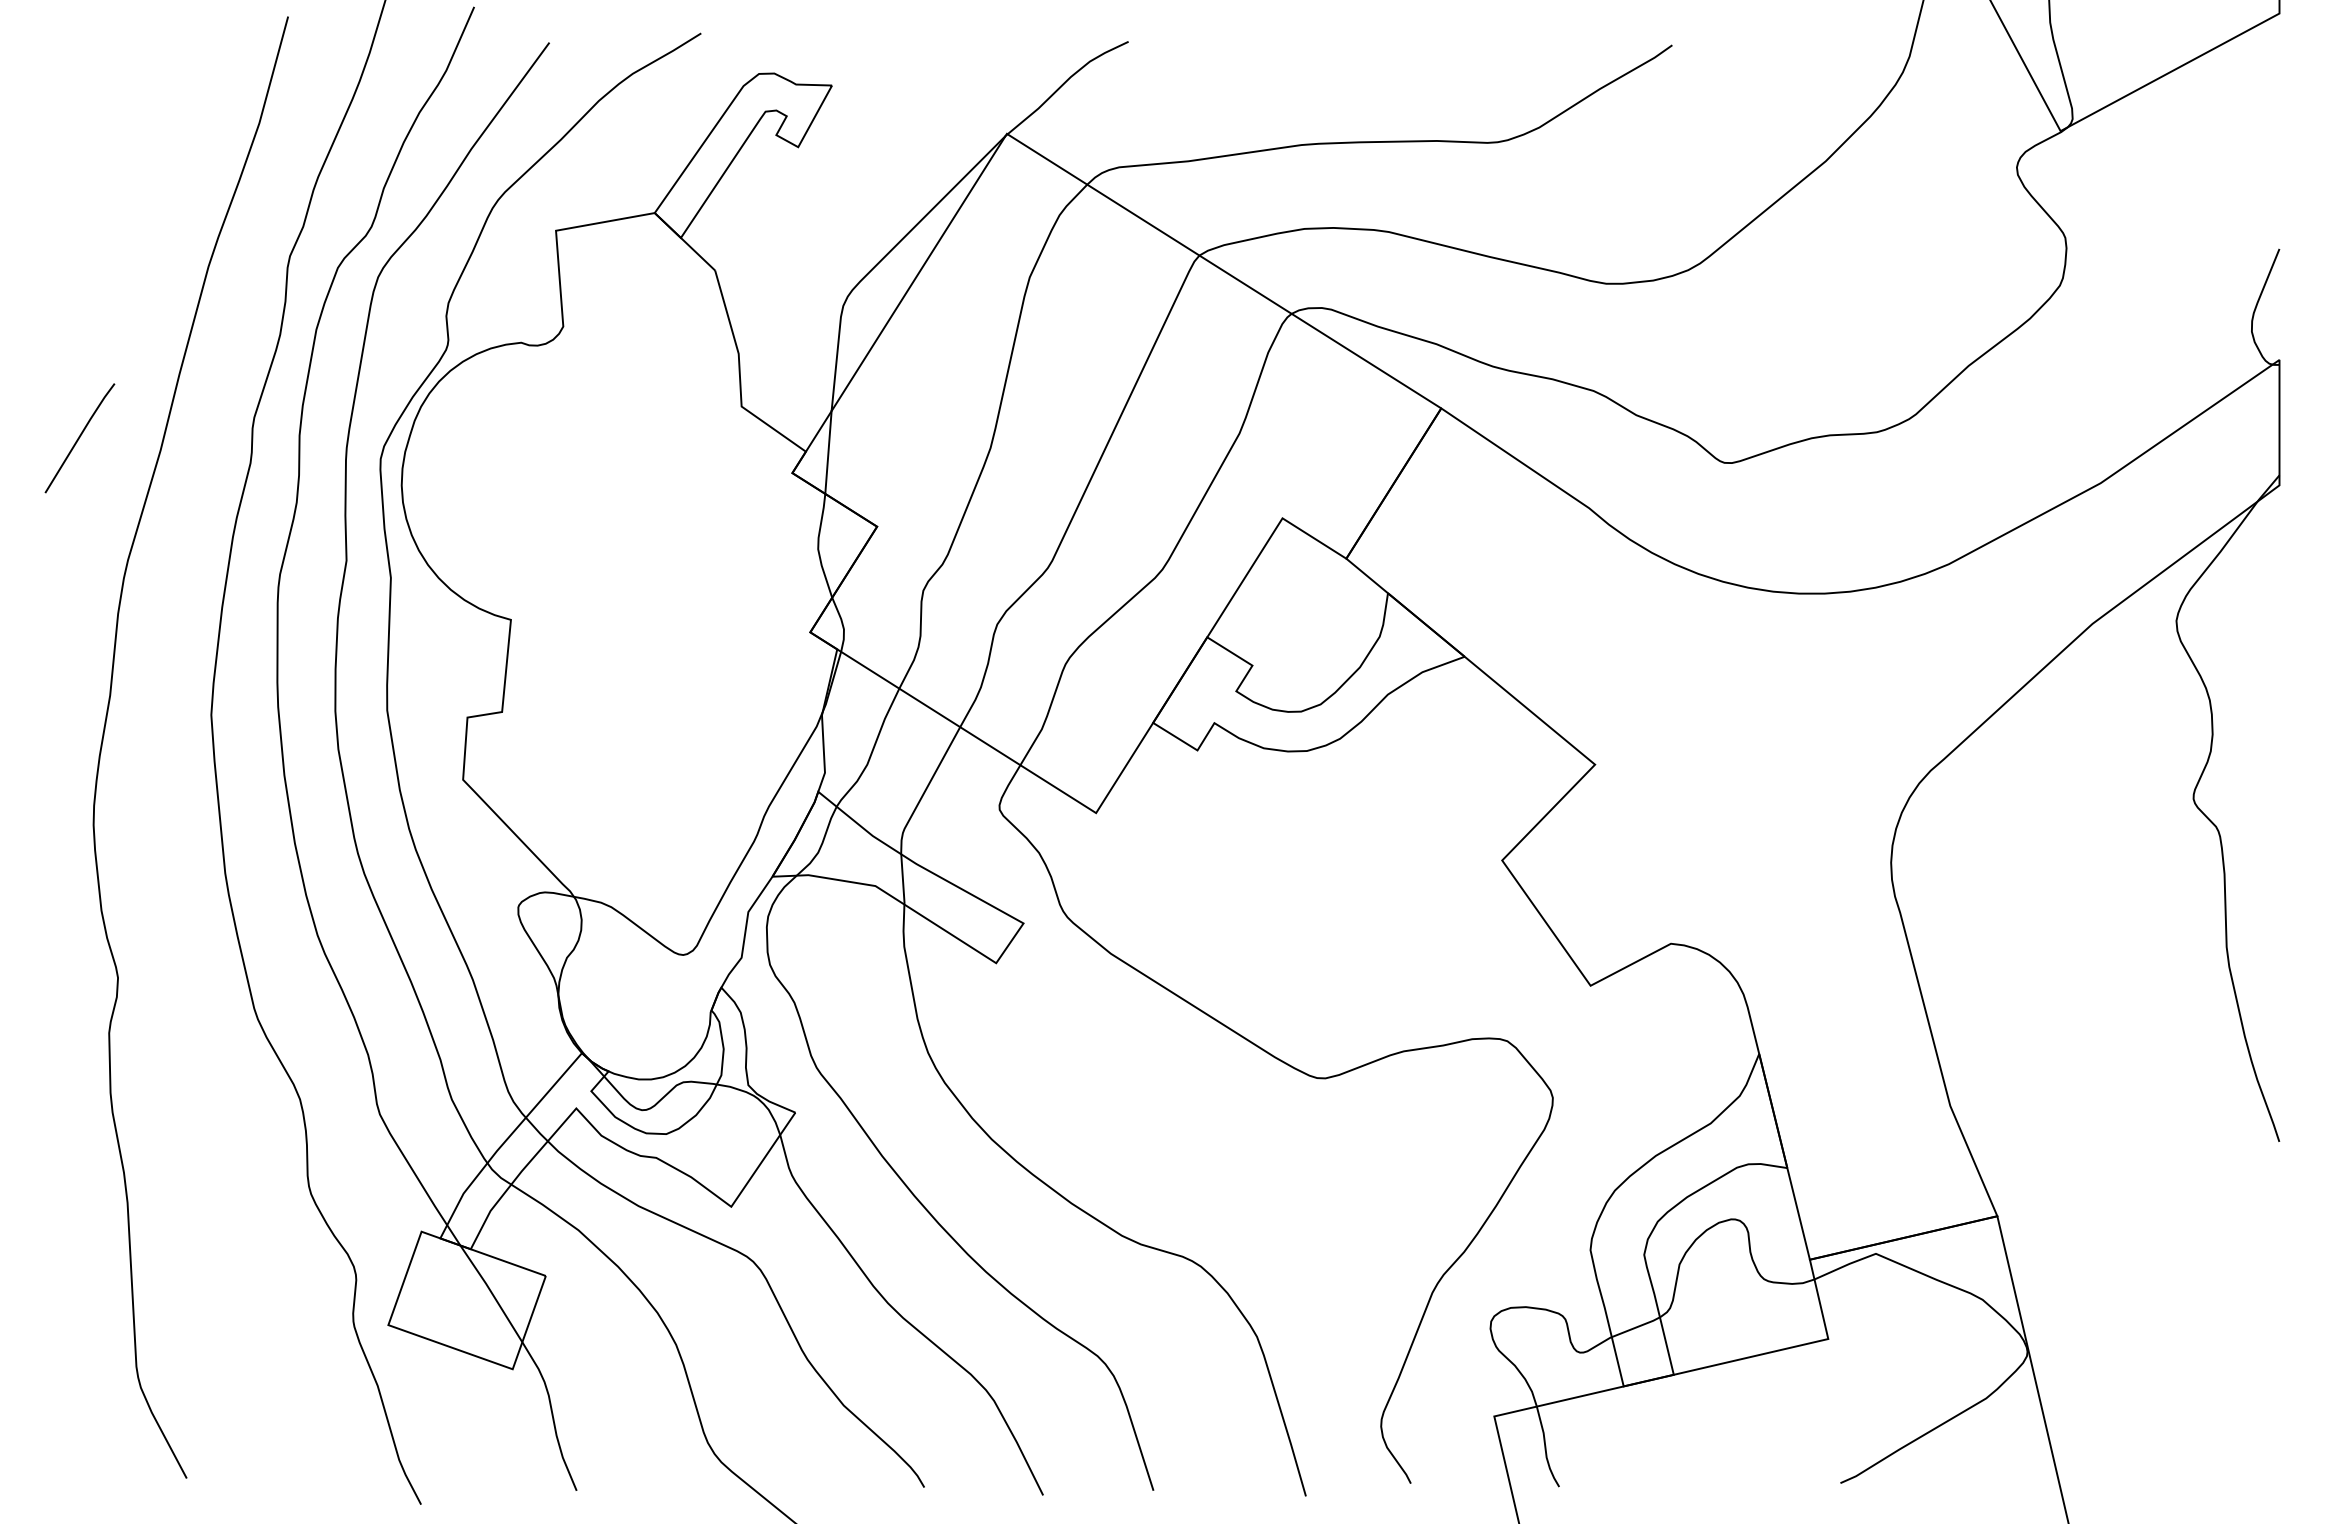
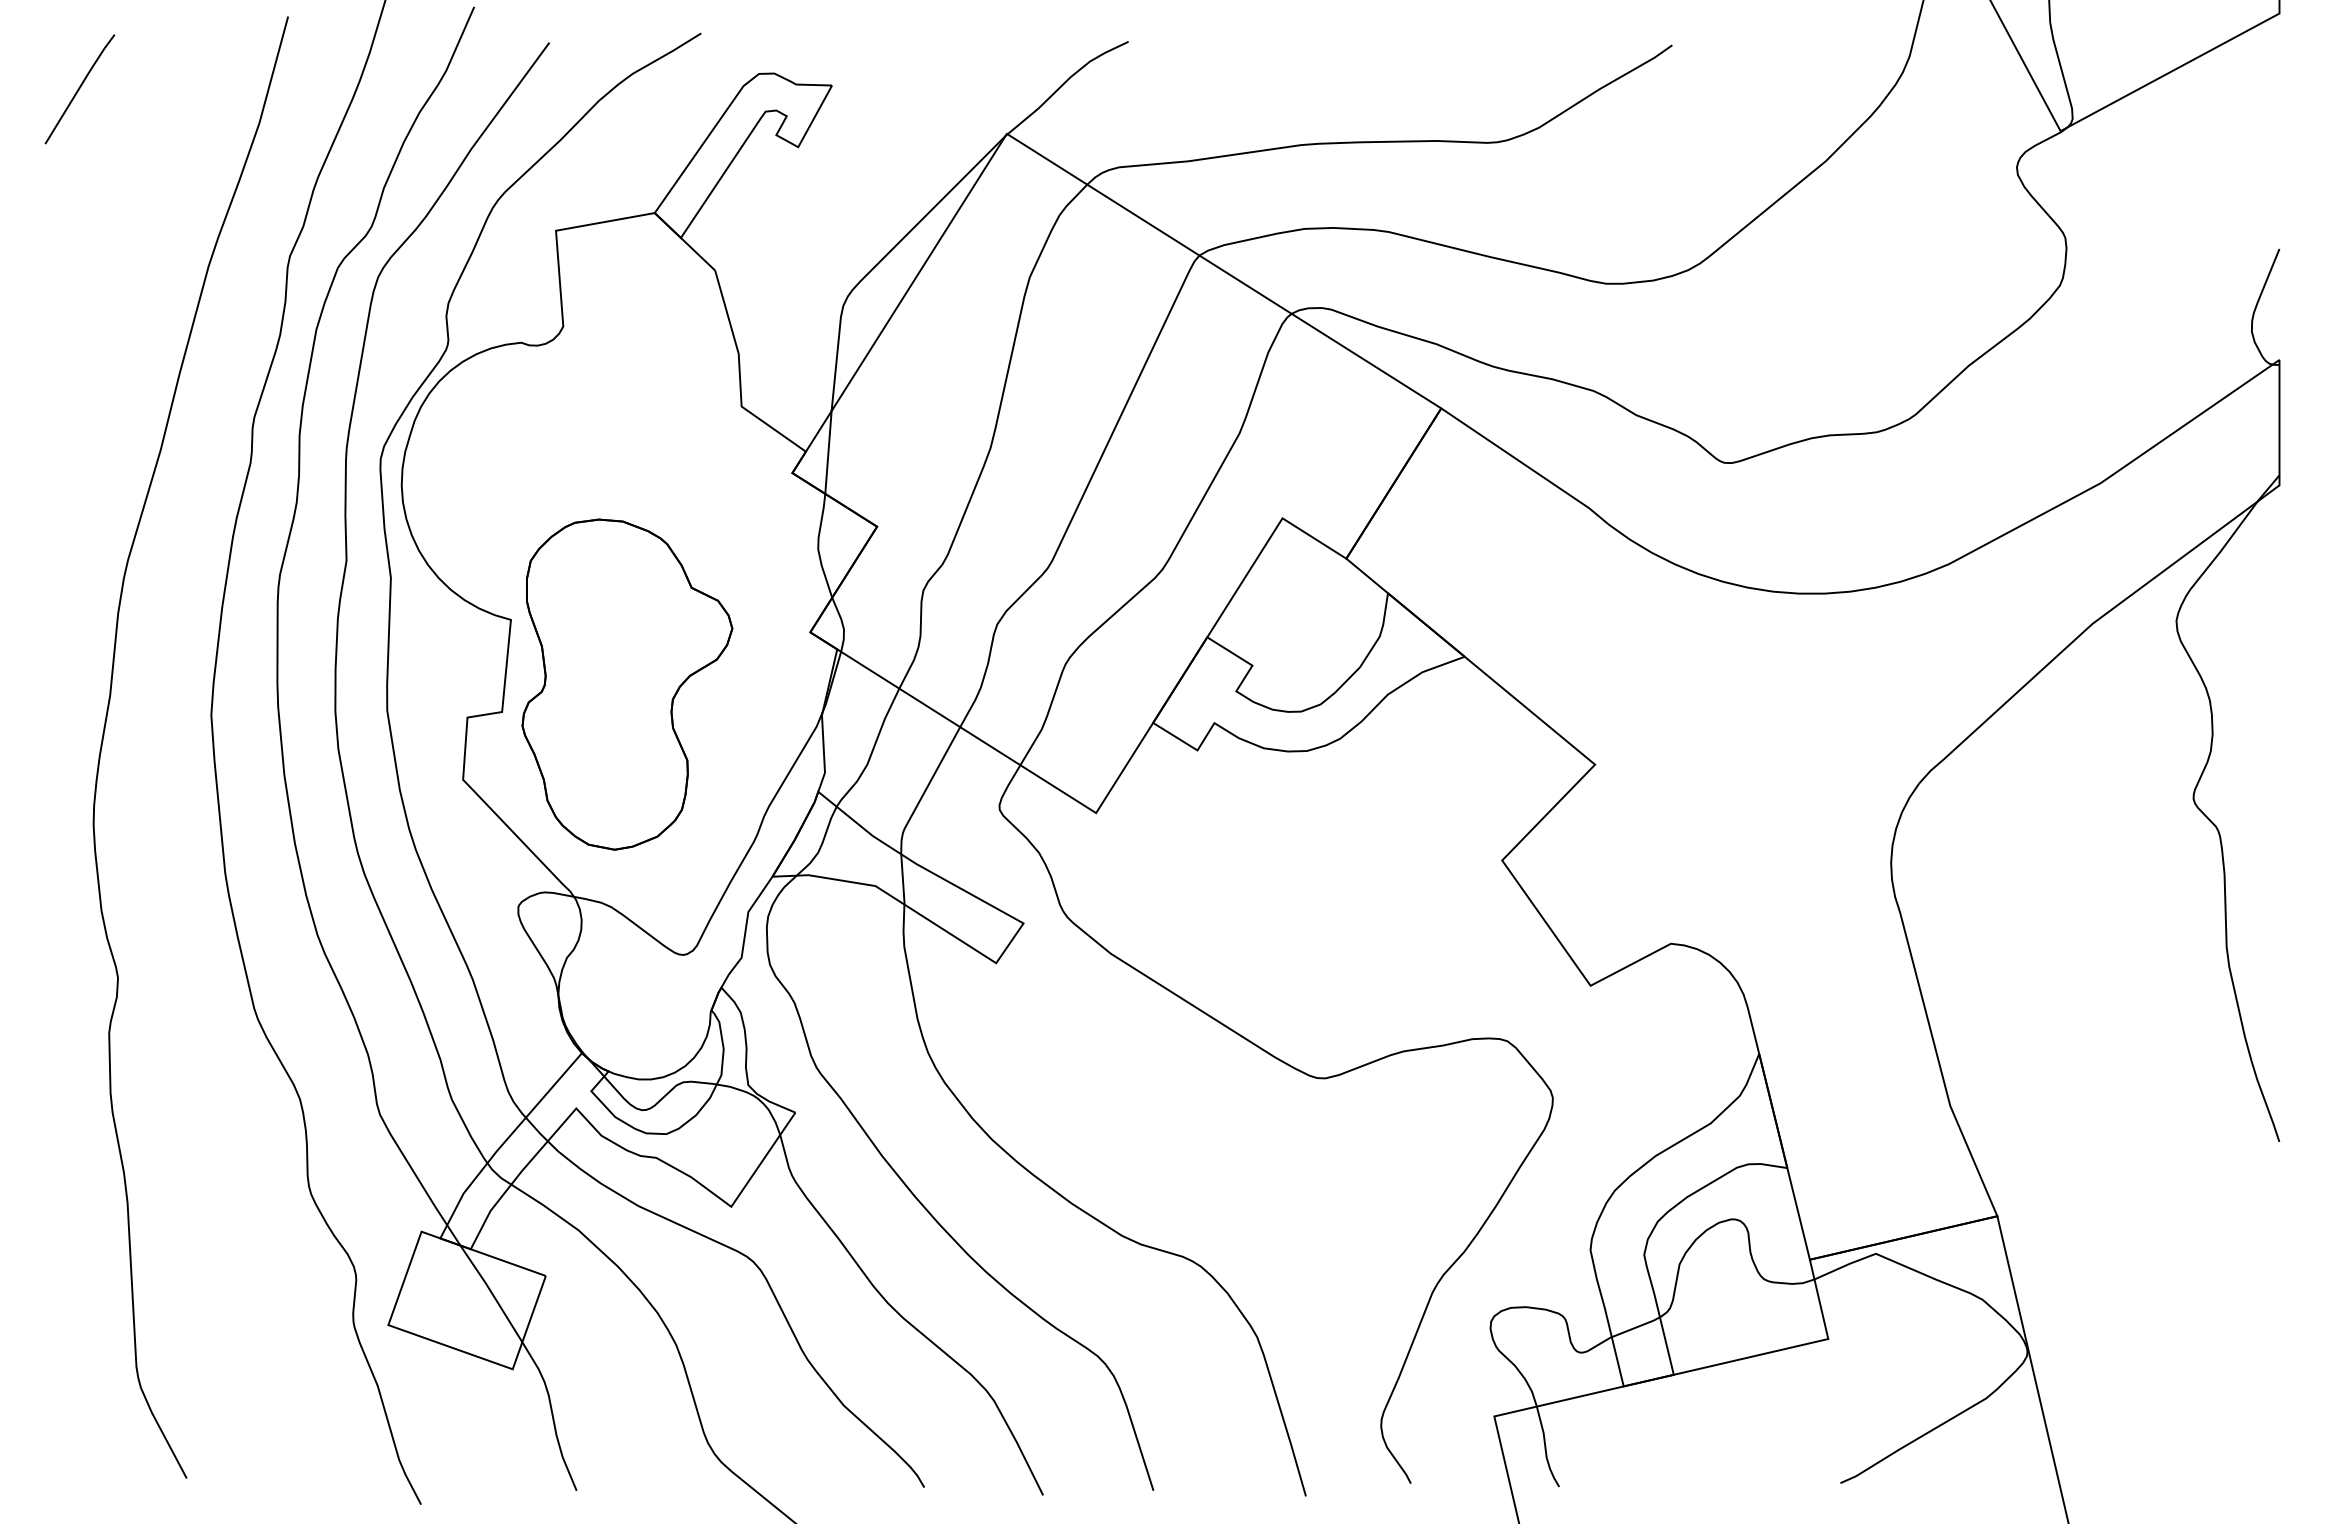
line position: (79, 438) -> (79, 89) (79, 89)
part: none -> present (627, 684)
